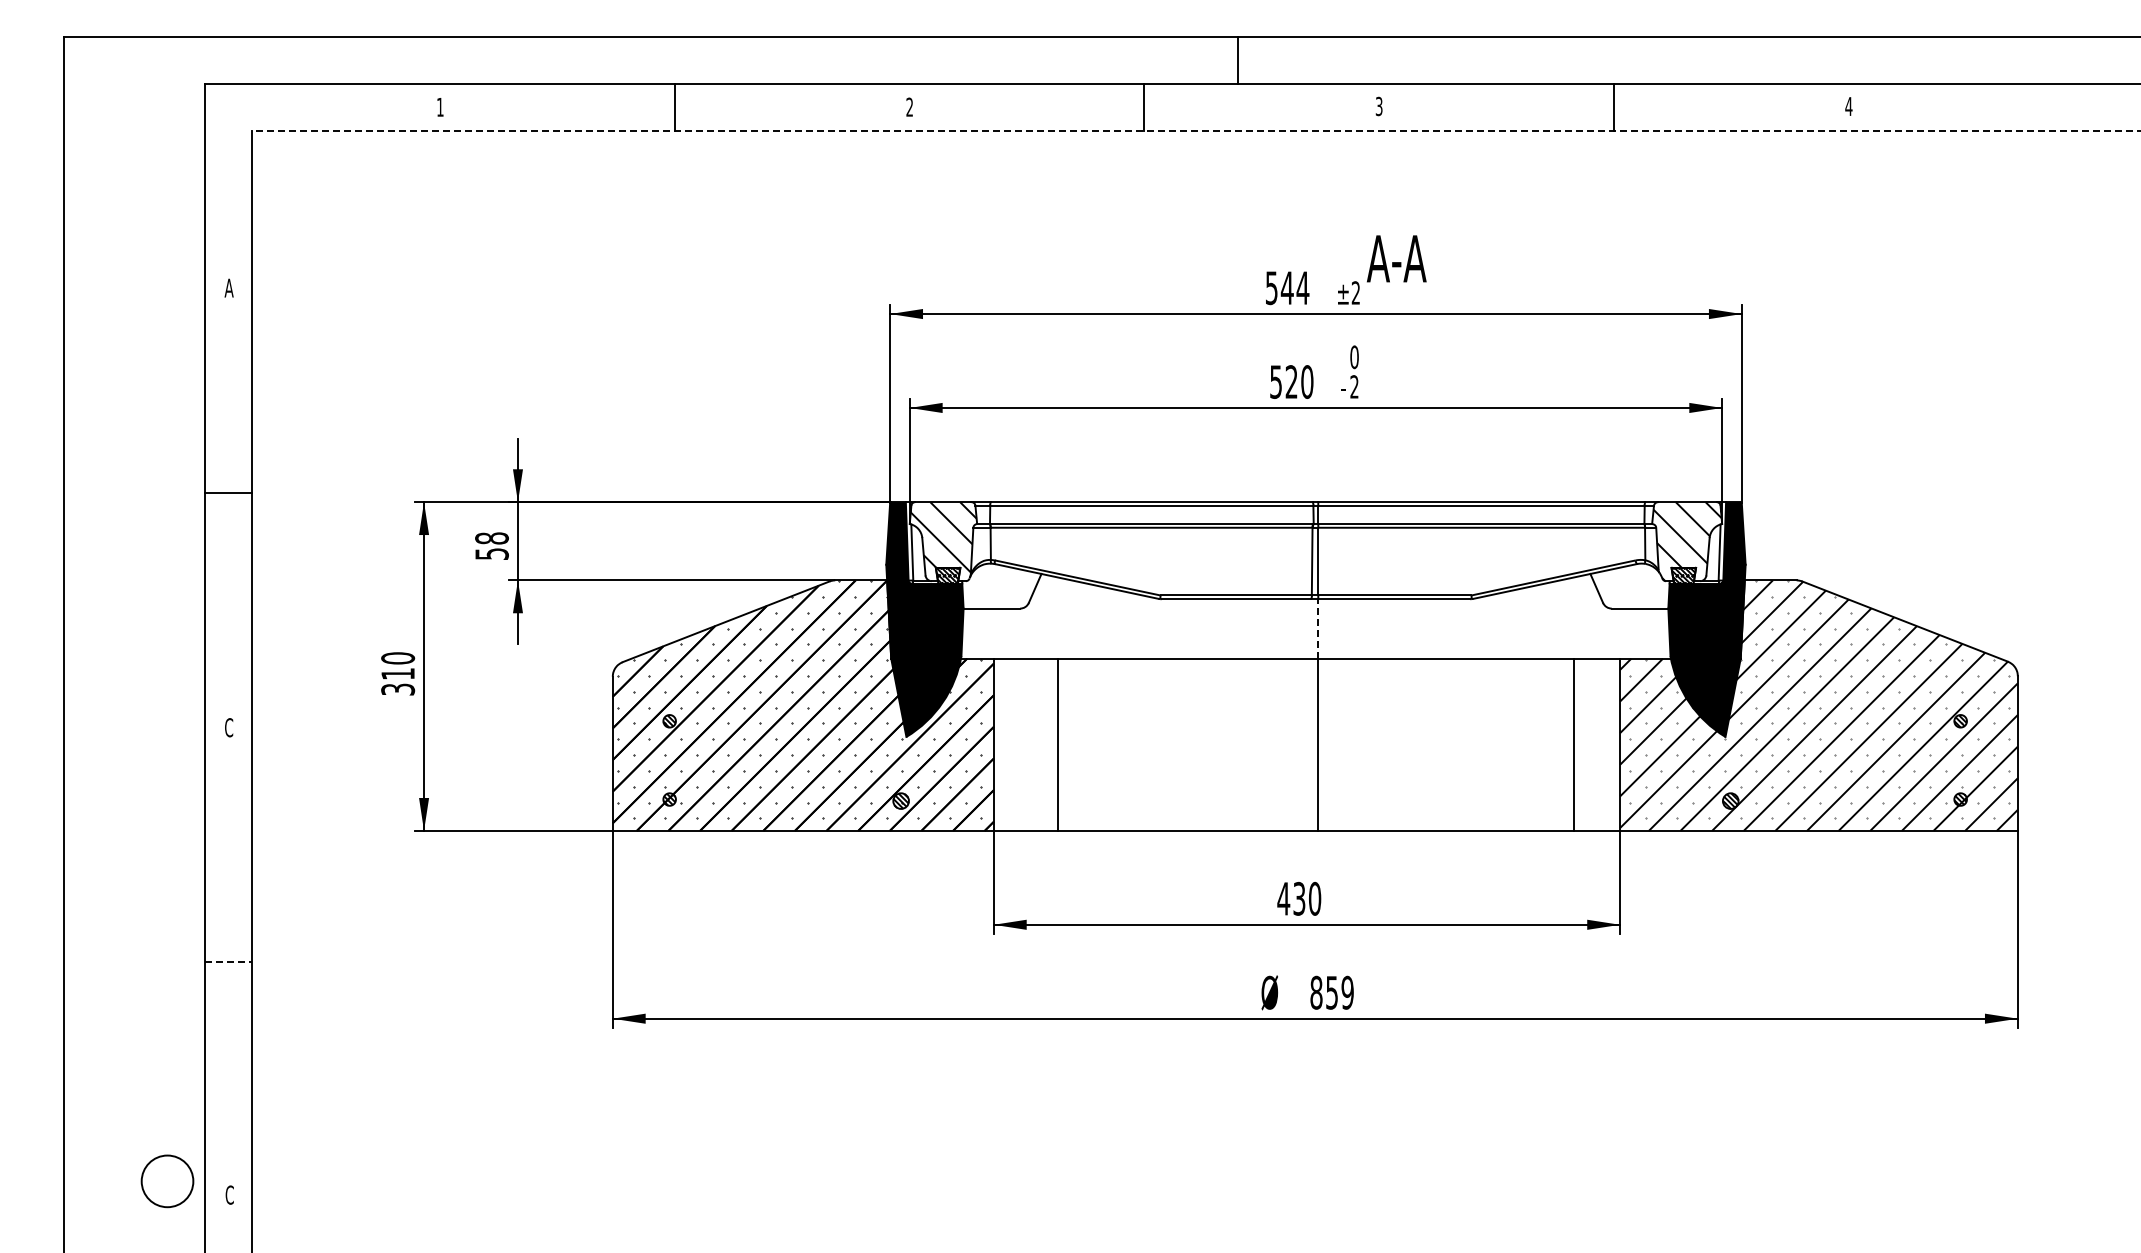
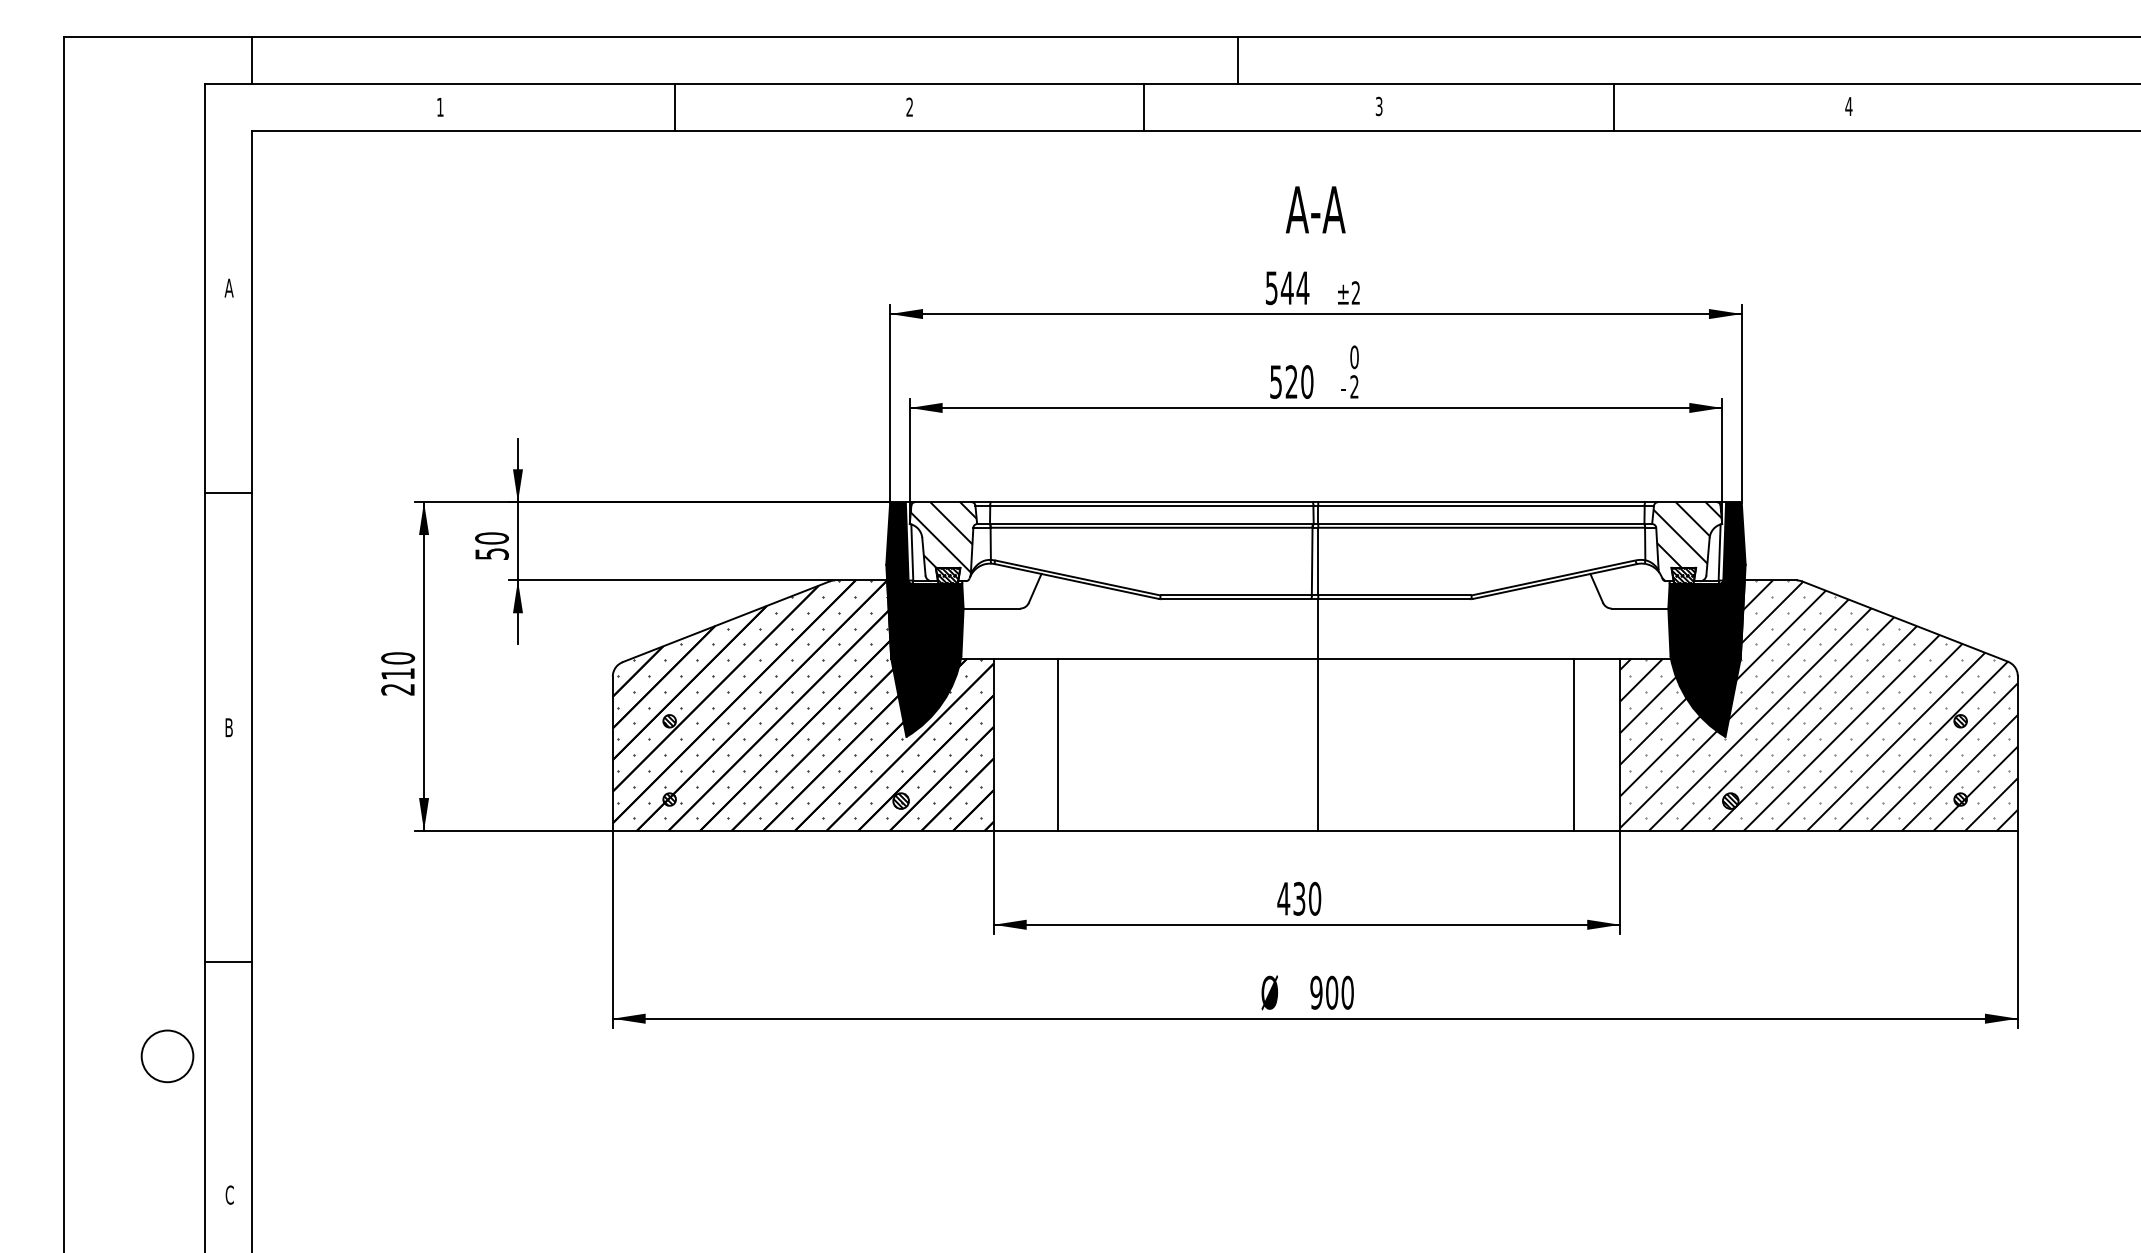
line: none -> present (252, 60)
line: dashed -> solid (1196, 131)
text position: (1396, 258) -> (1315, 209) (1315, 209)
text: 58 -> 50 (491, 538)
line: dashed -> solid (1318, 629)
text: 310 -> 210 (398, 689)
text: C -> B (229, 727)
line: dashed -> solid (229, 962)
text: 859 -> 900 (1331, 992)
circle position: (167, 1181) -> (167, 1056) (167, 1056)
